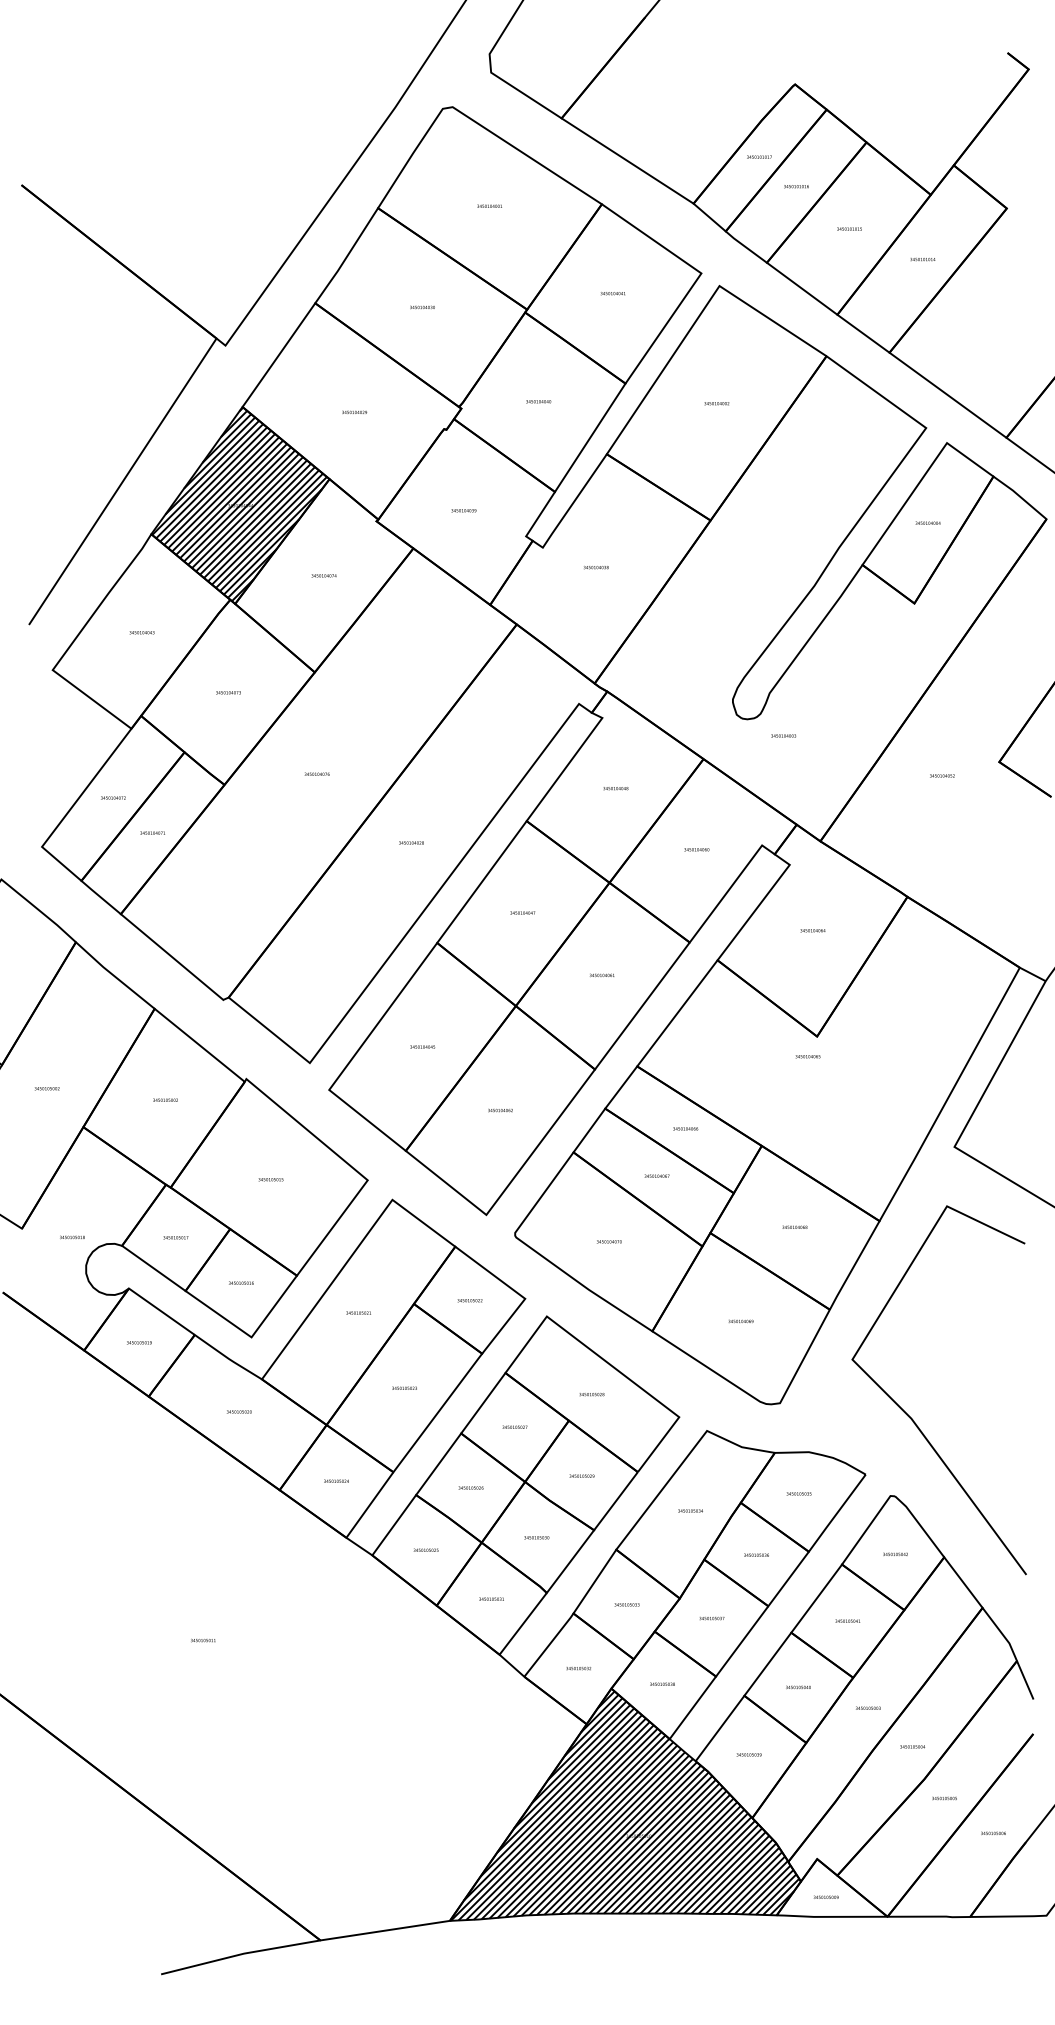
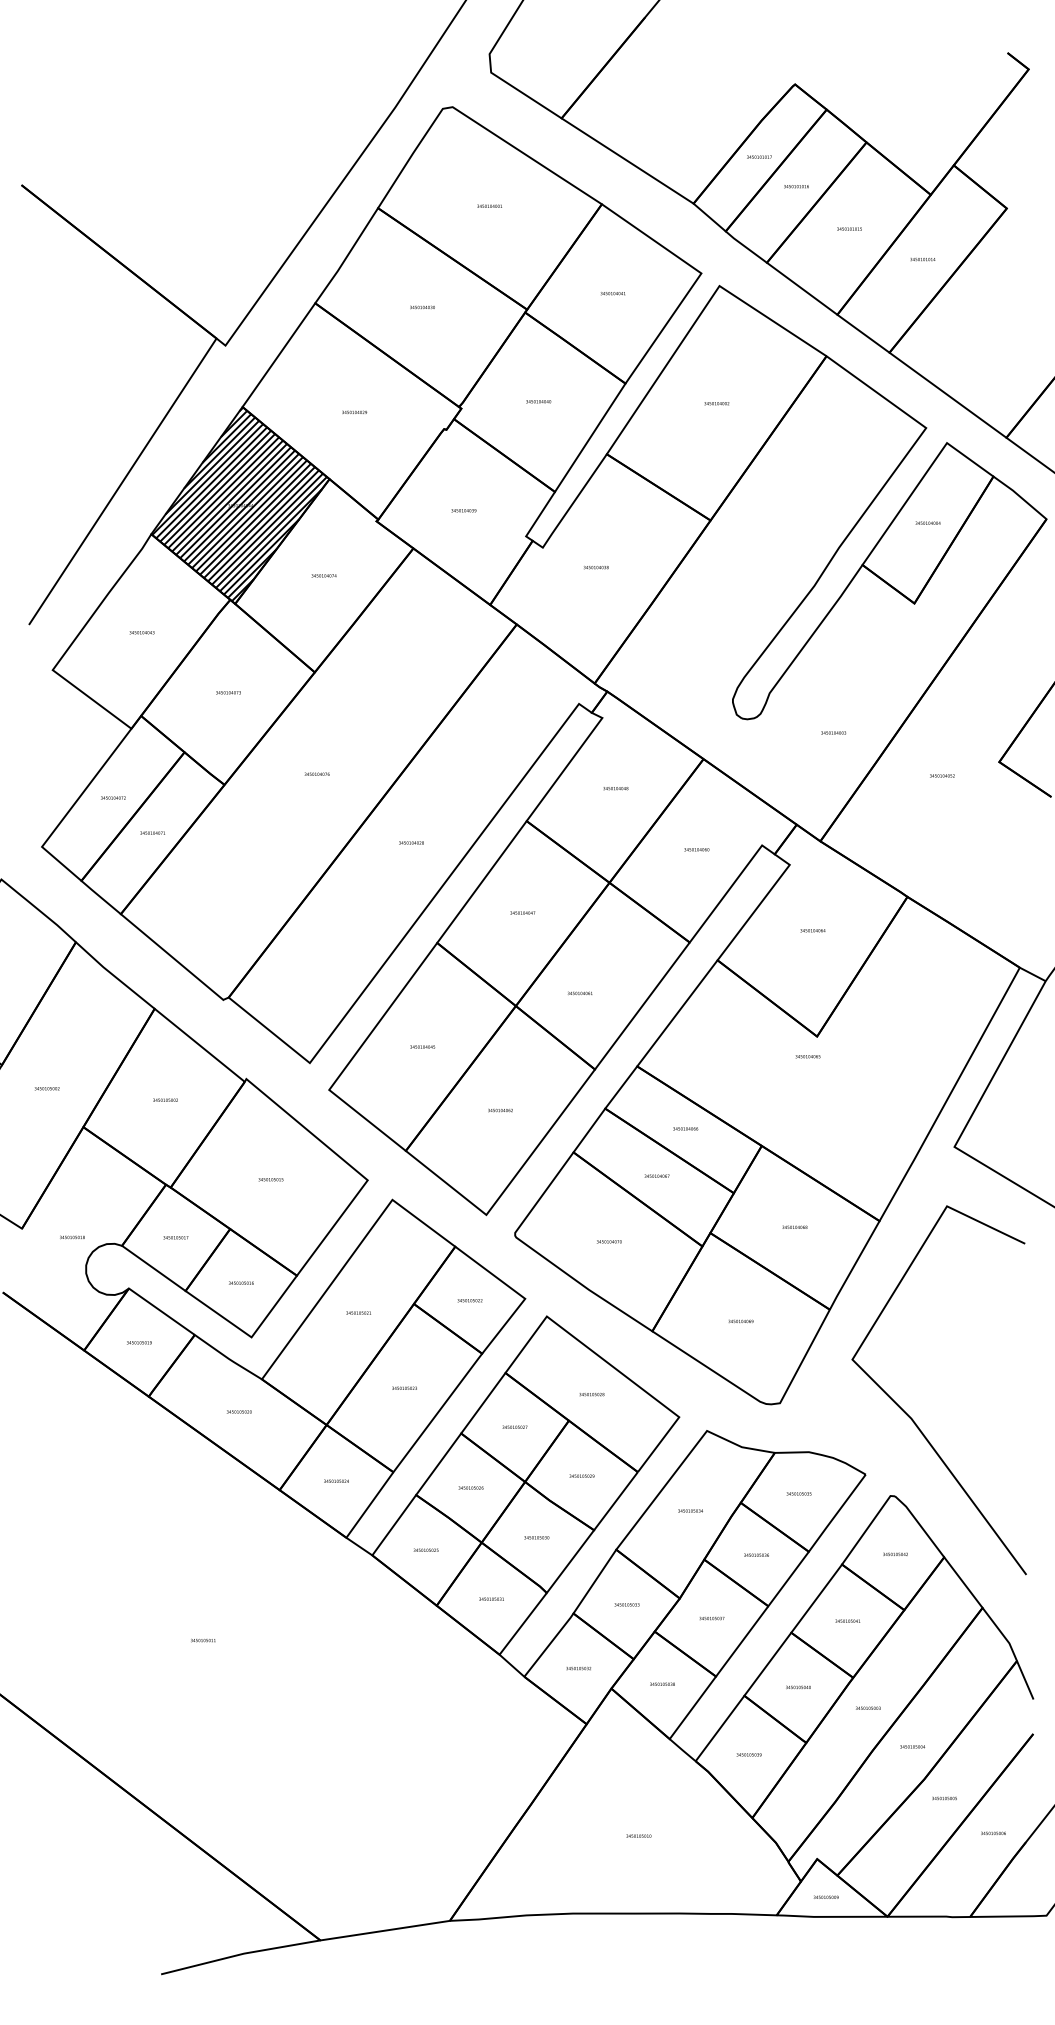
text position: (783, 735) -> (833, 732) (833, 732)
text position: (601, 975) -> (579, 993) (579, 993)
hatch: present -> none (624, 1805)
